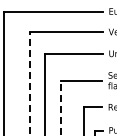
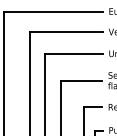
line: dashed -> solid (29, 84)
line: dashed -> solid (61, 107)
